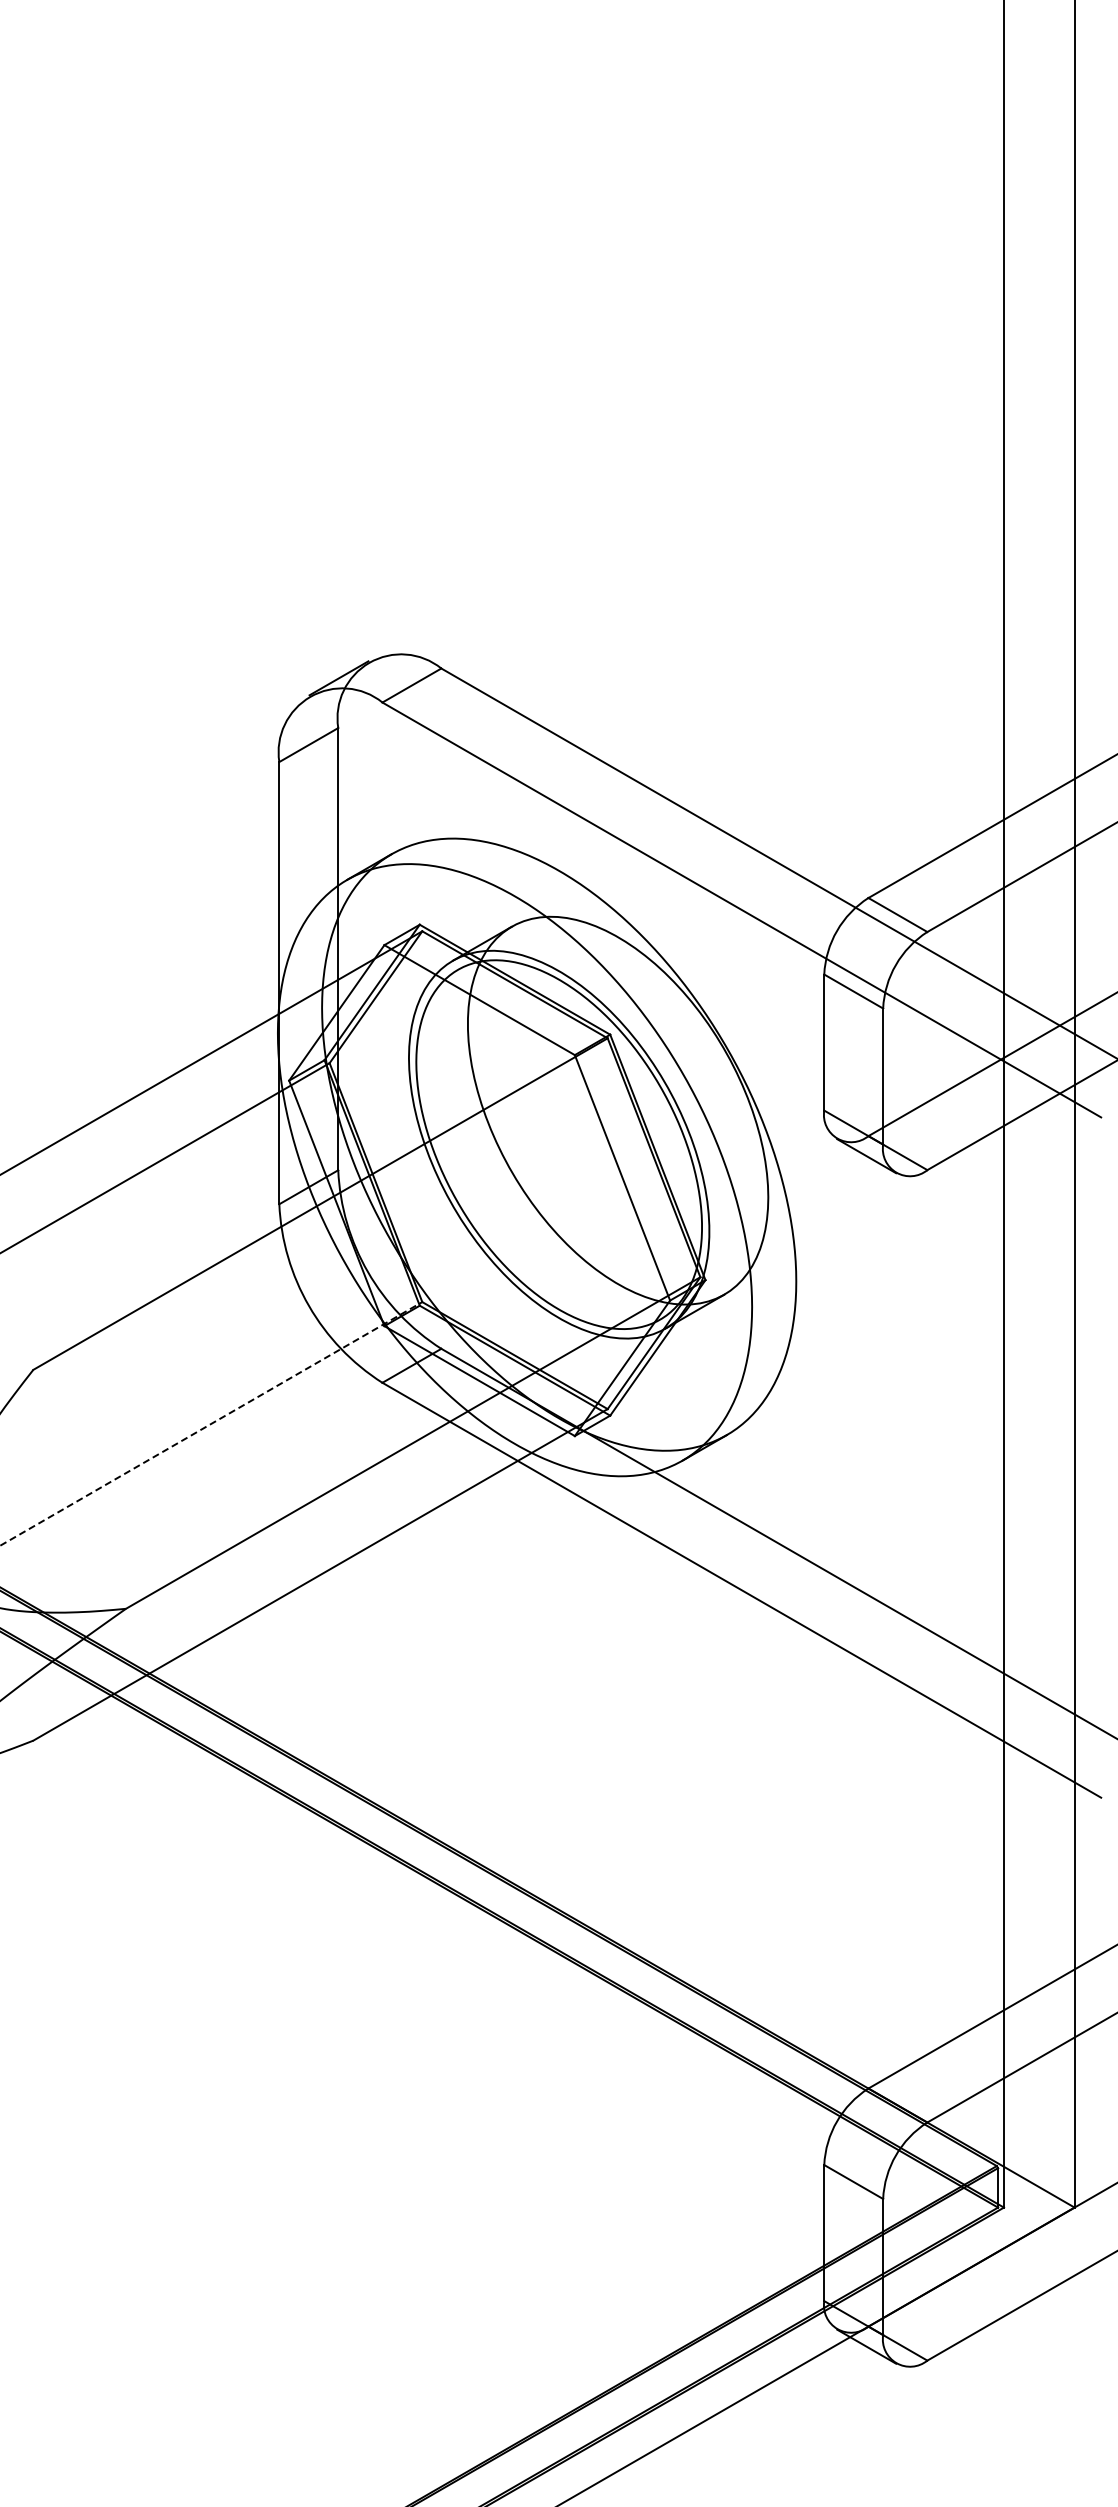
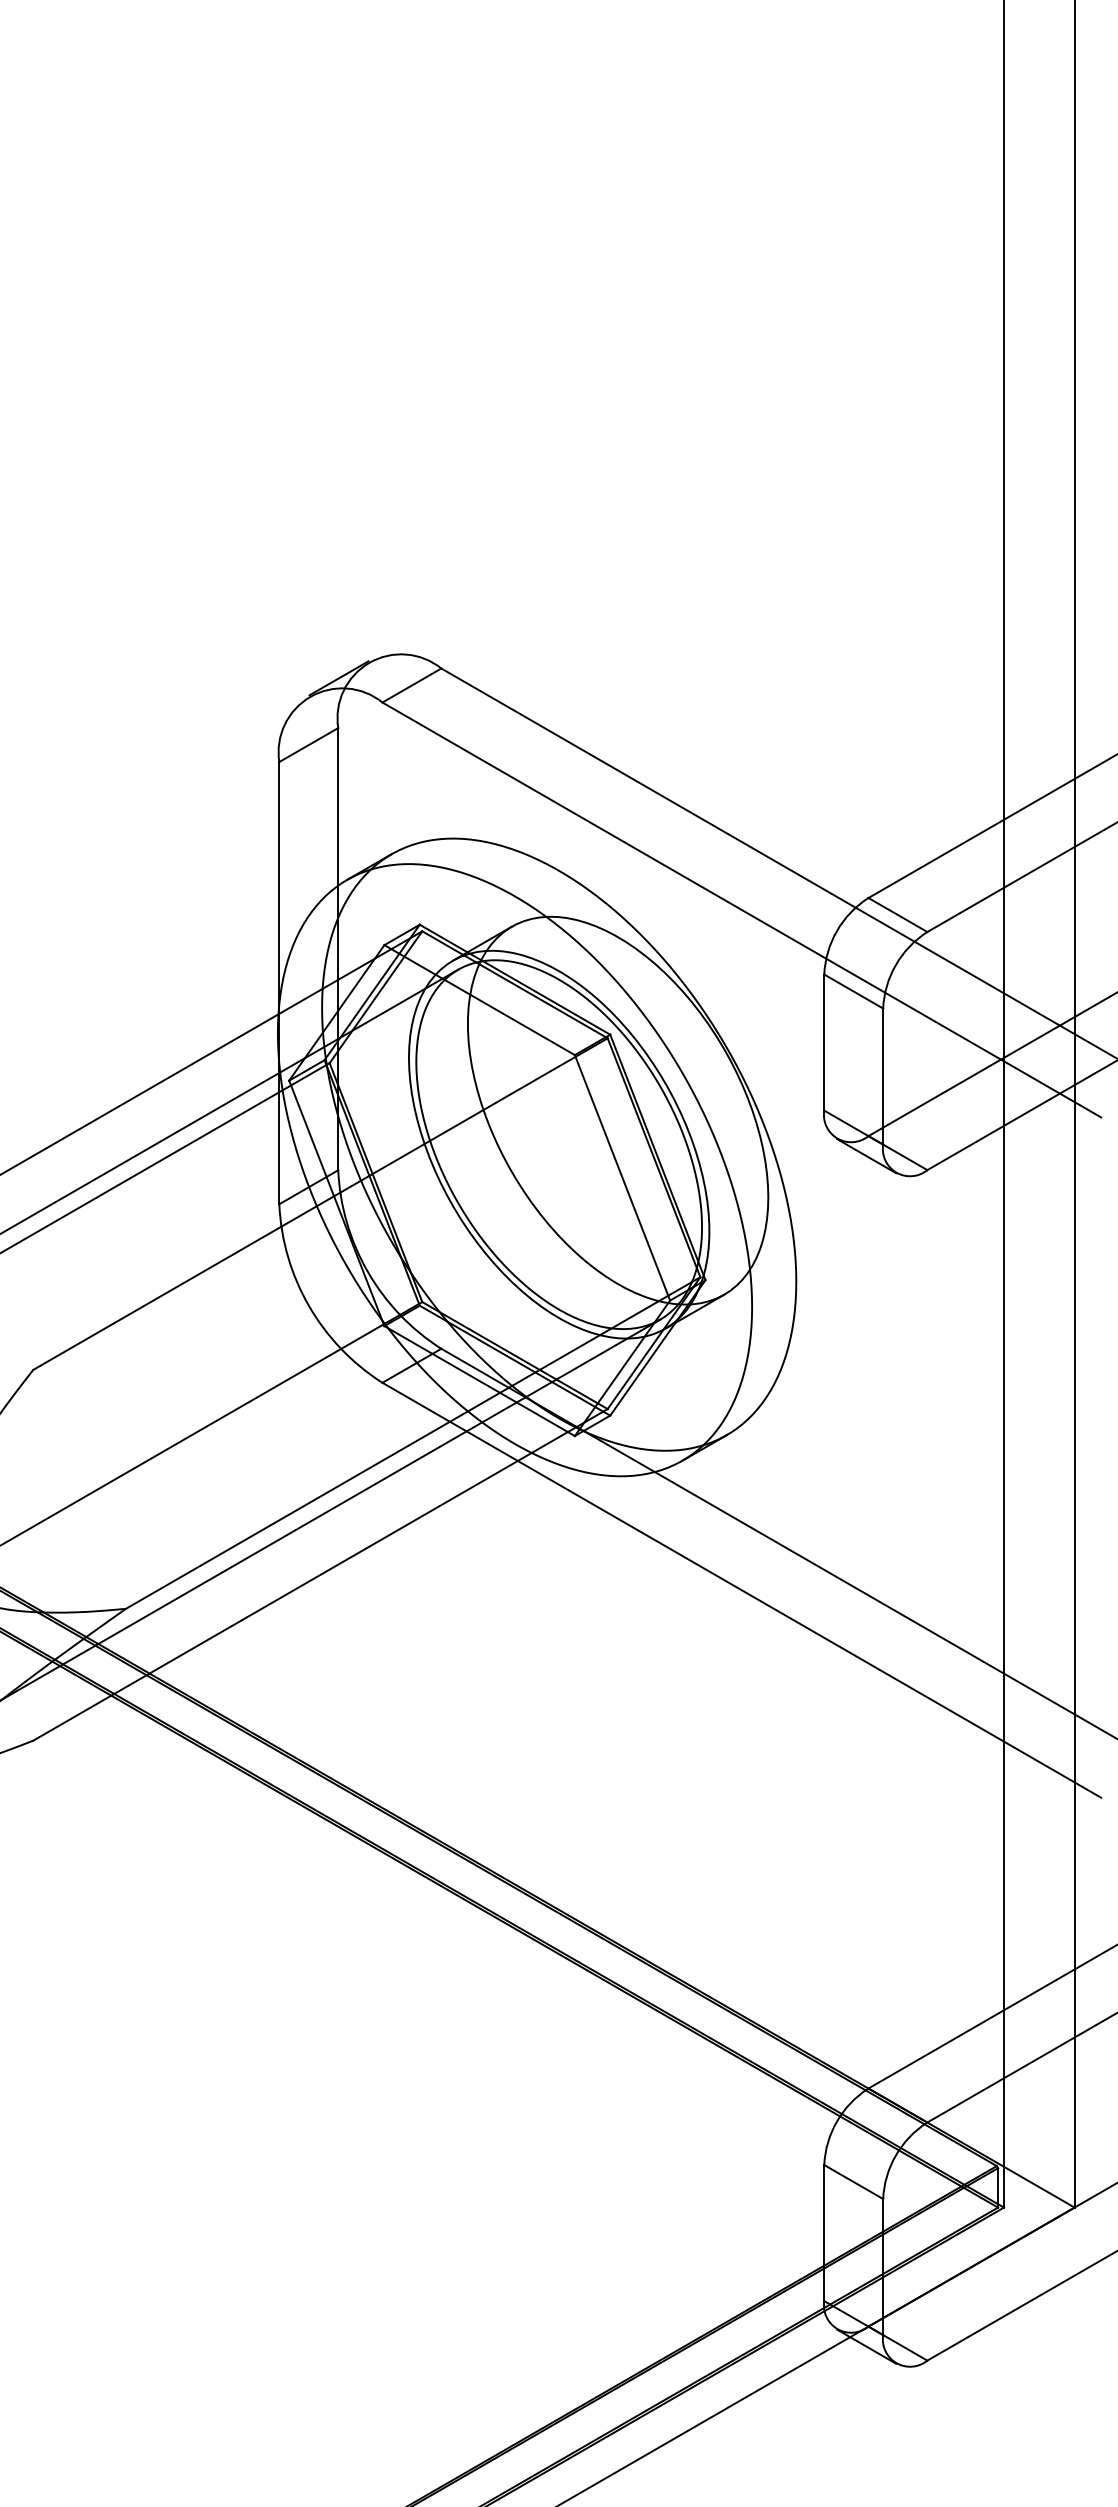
line: none -> present (230, 1100)
line: dashed -> solid (211, 1423)
line: none -> present (331, 1509)
